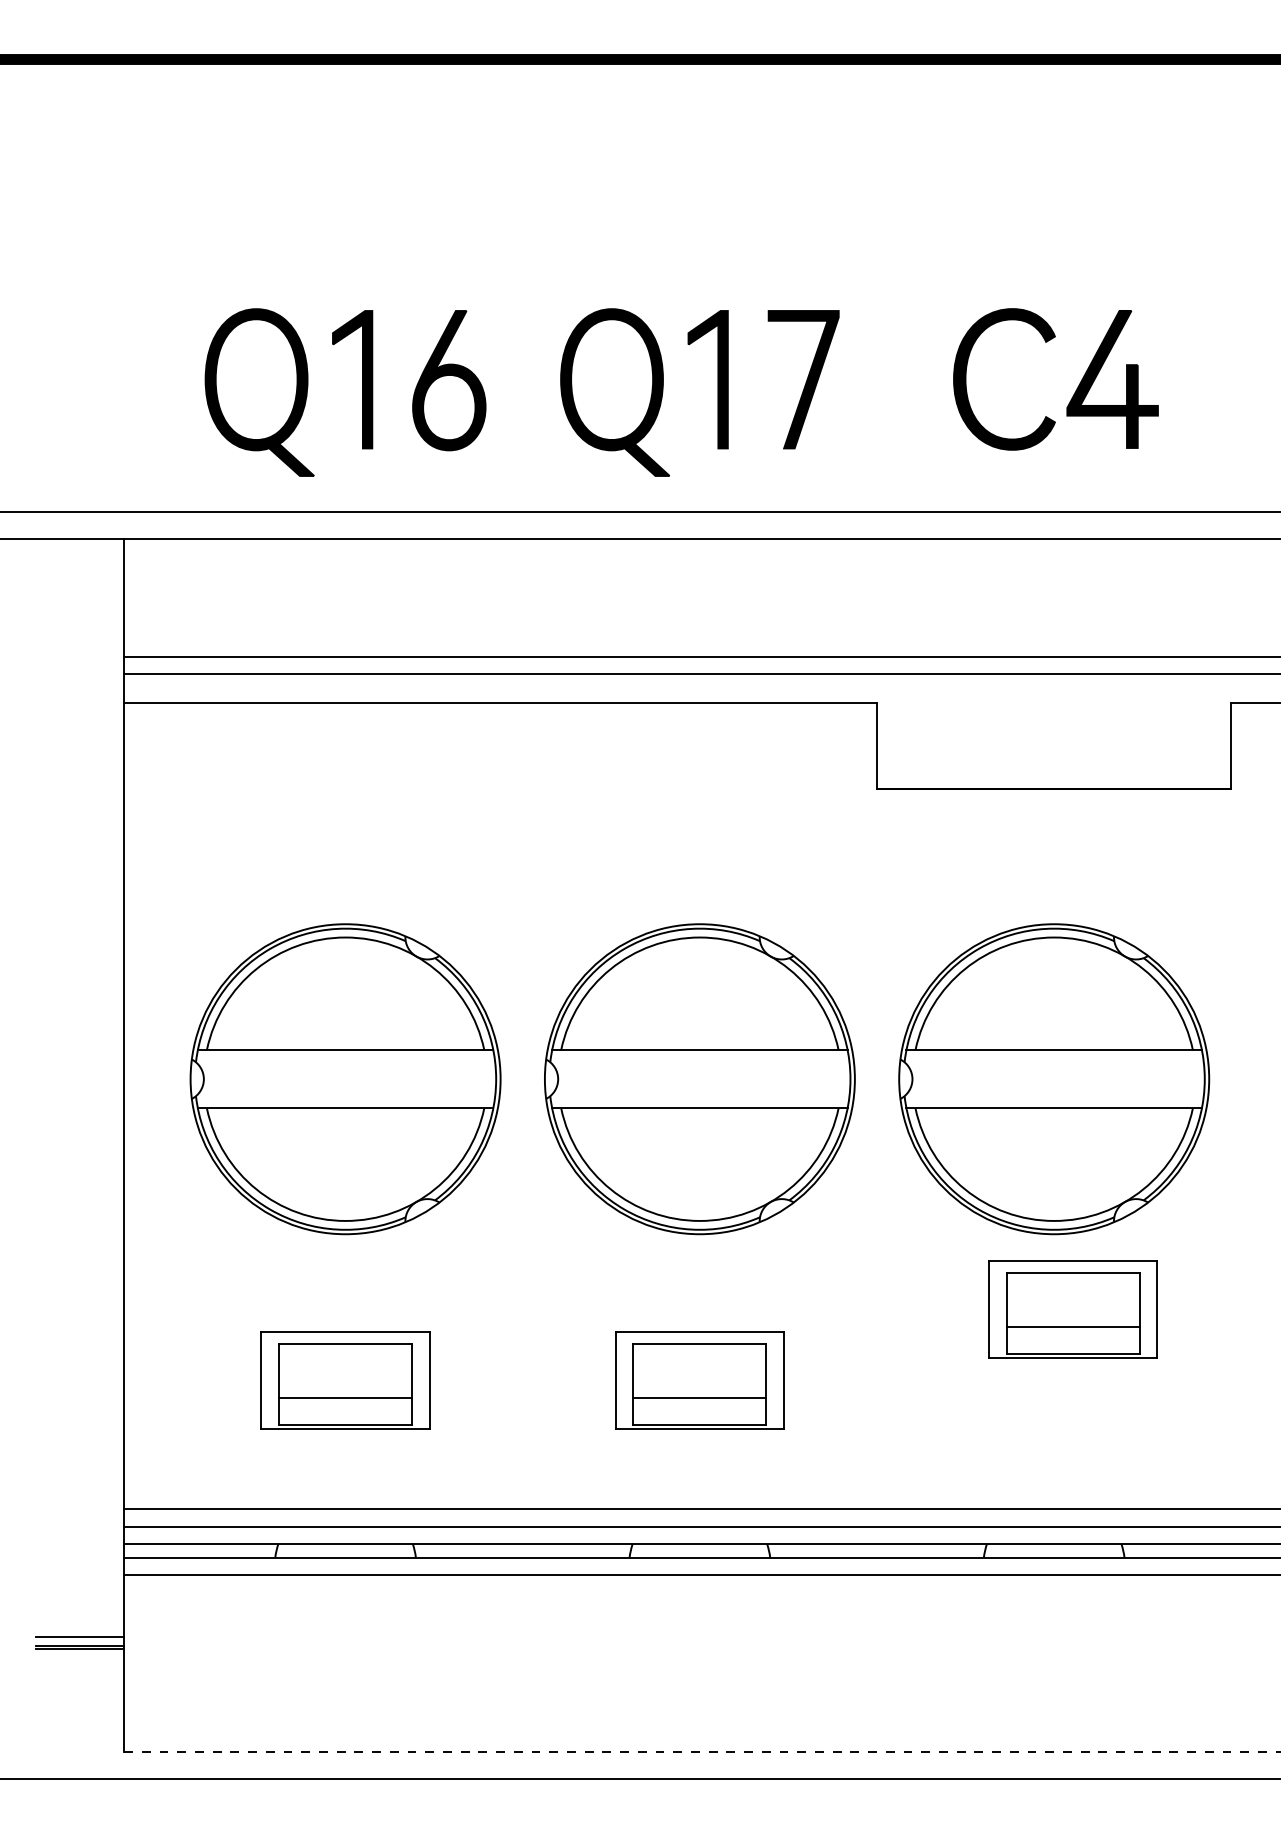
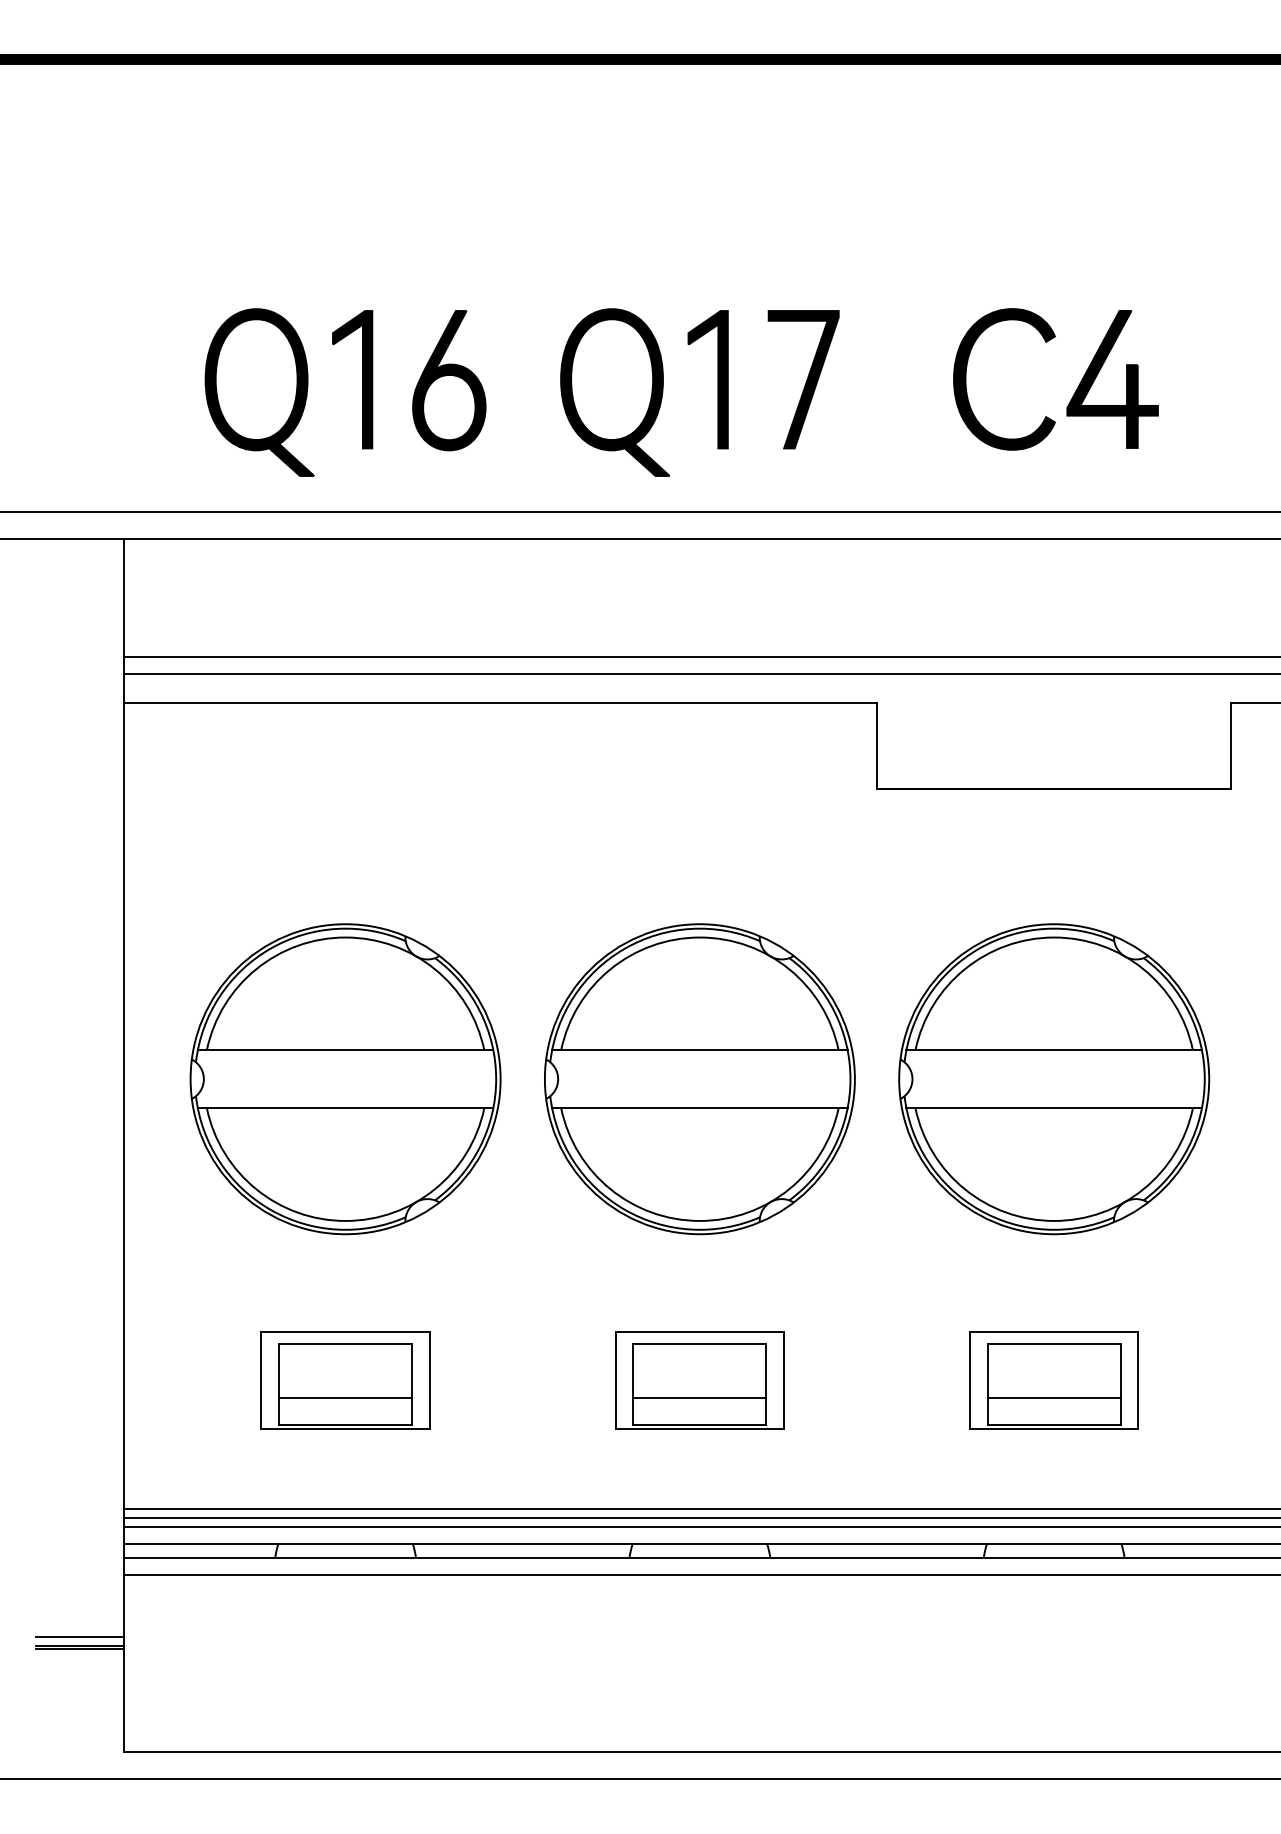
part position: (1072, 1309) -> (1053, 1380) (1053, 1380)
line: none -> present (700, 1517)
line: dashed -> solid (703, 1752)
